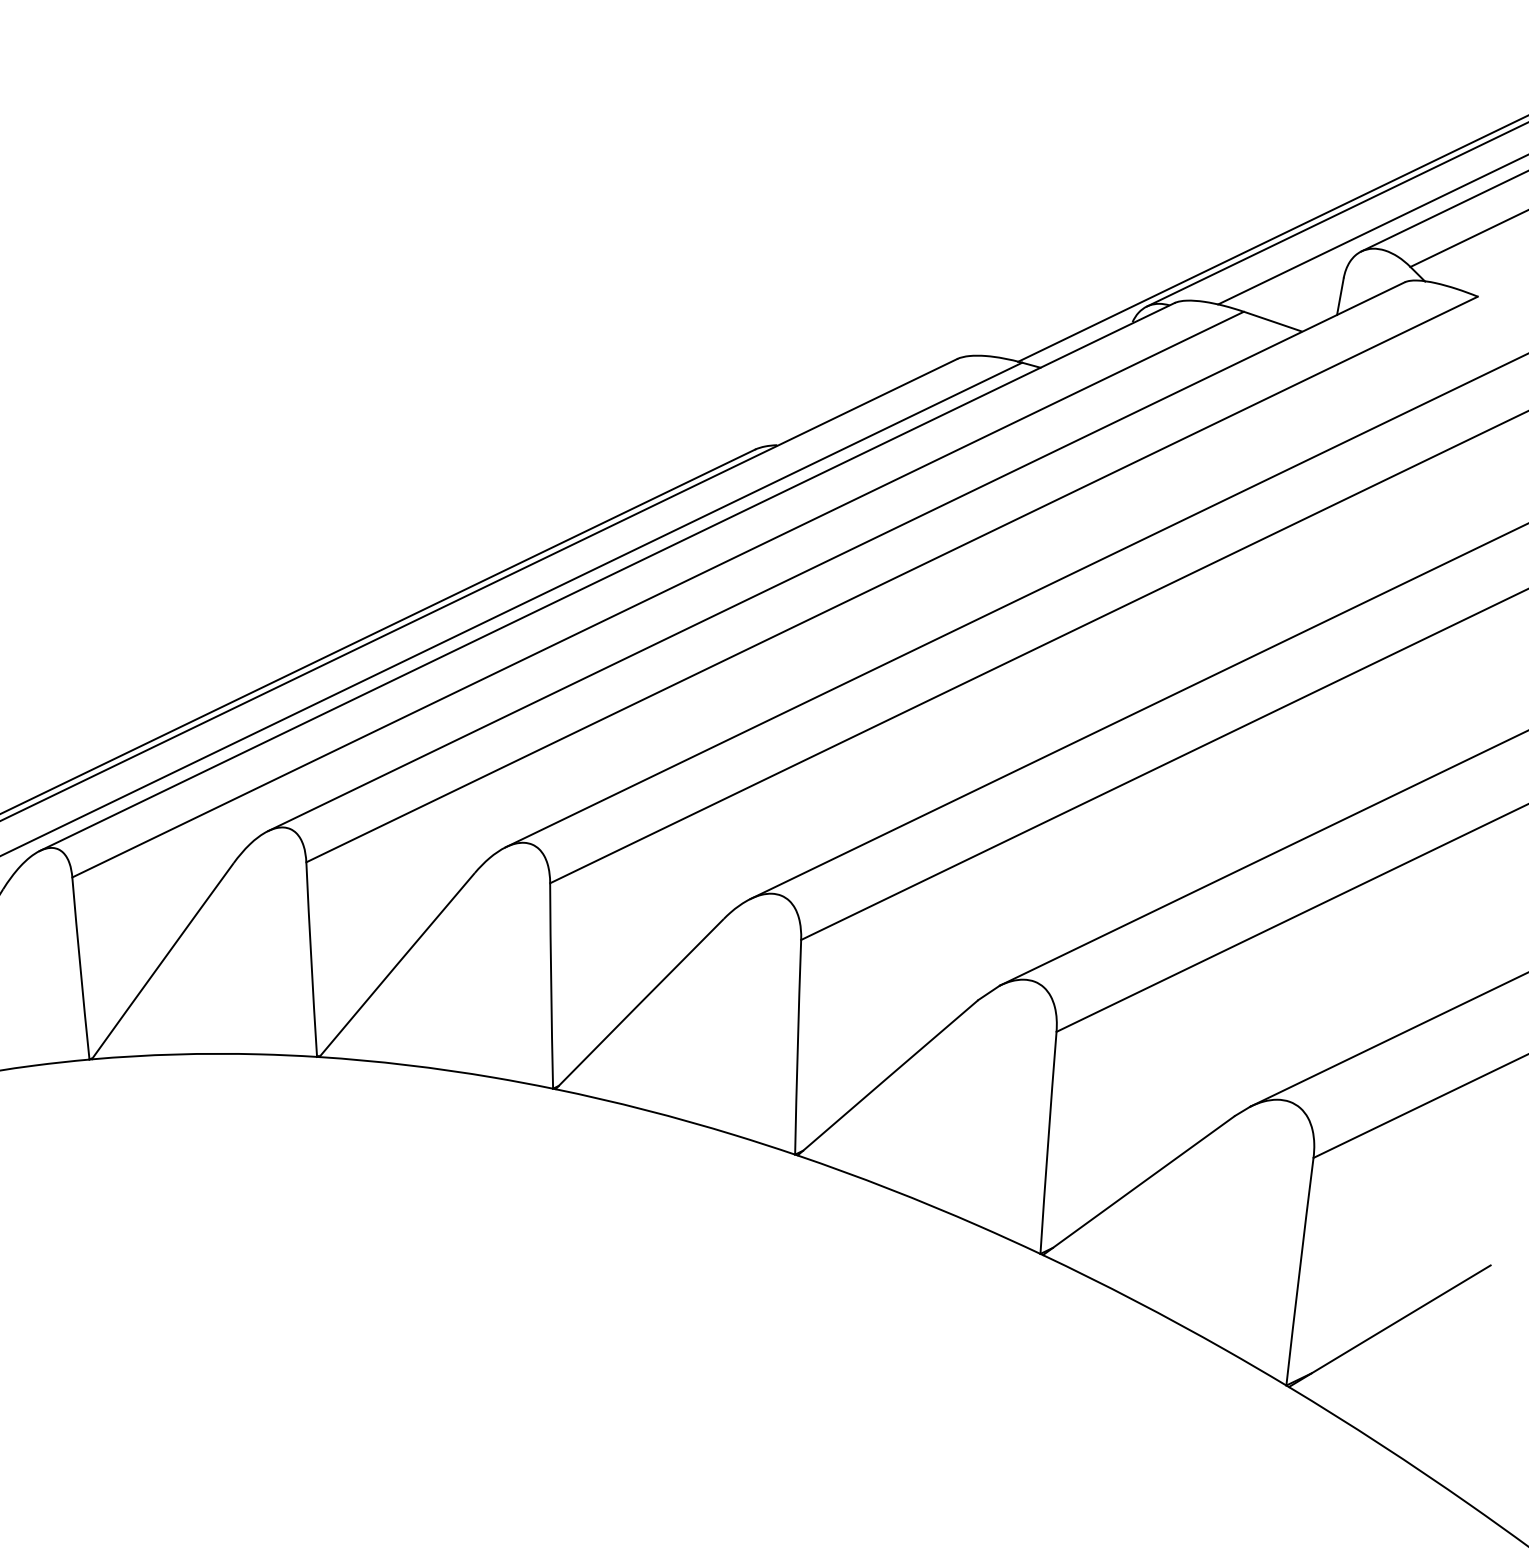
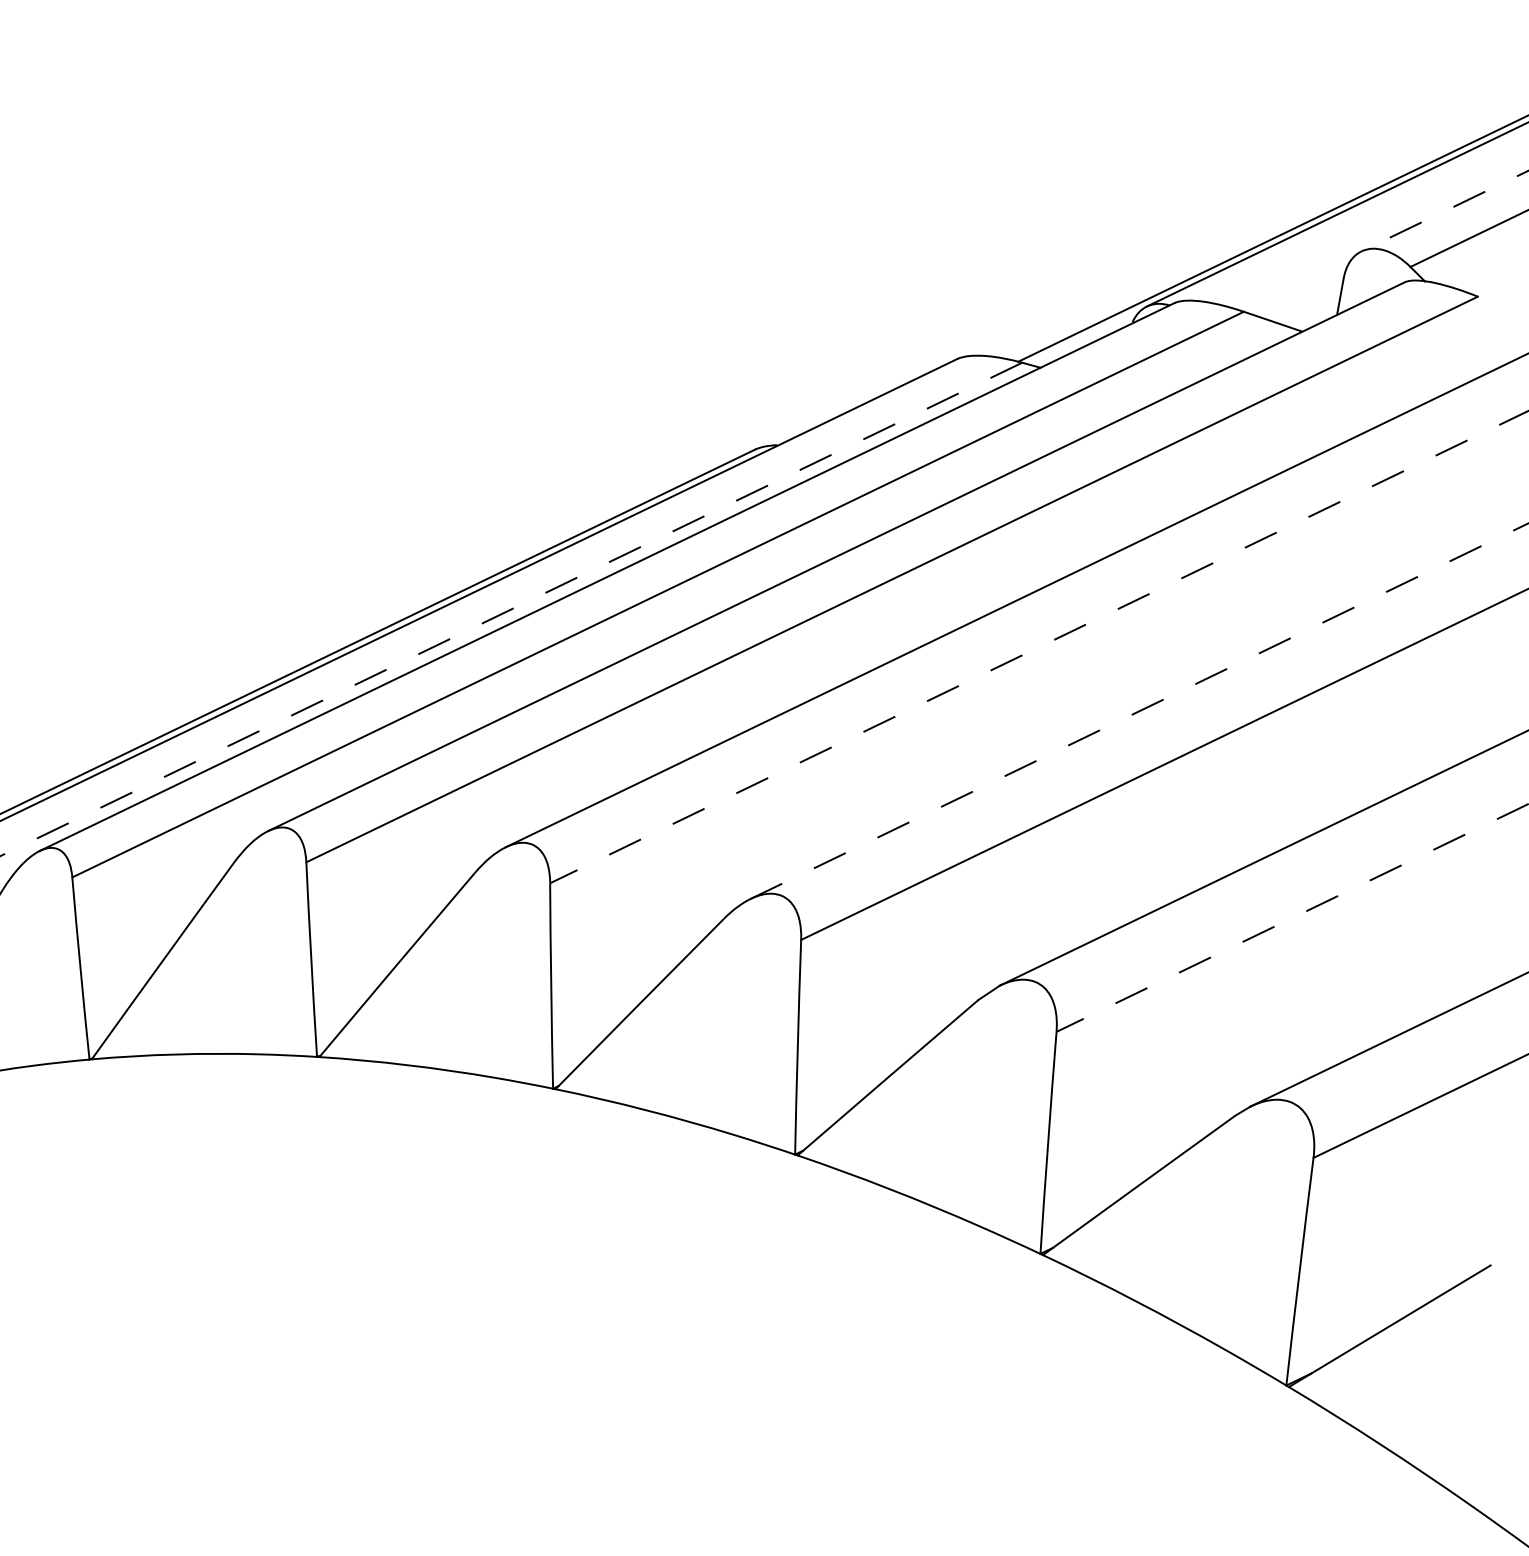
line: solid -> dashed (1445, 211)
line: present -> none (1371, 230)
line: solid -> dashed (510, 609)
line: solid -> dashed (1039, 647)
line: solid -> dashed (1139, 711)
line: solid -> dashed (1292, 917)
